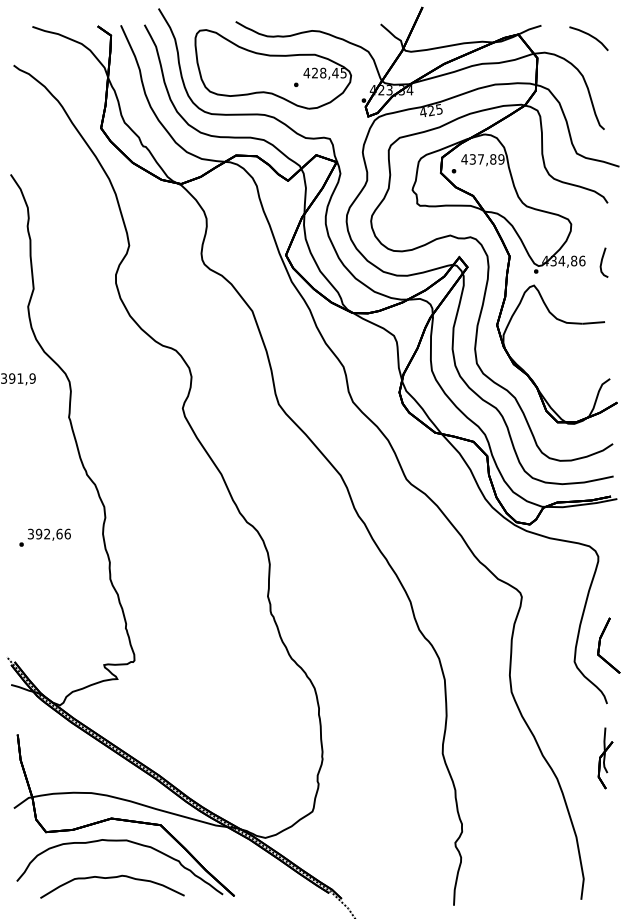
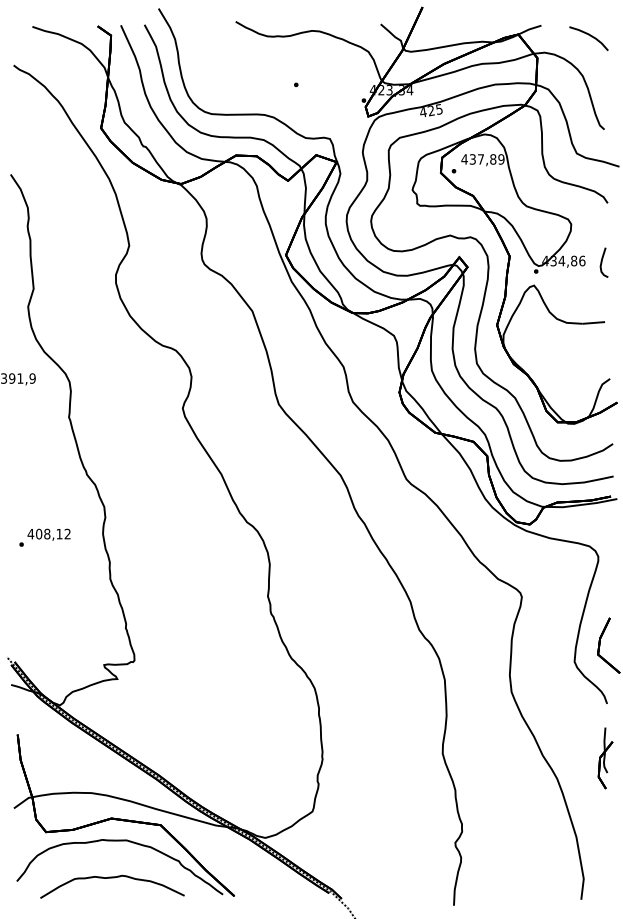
part: present -> none (272, 69)
text: 392,66 -> 408,12 (48, 533)
